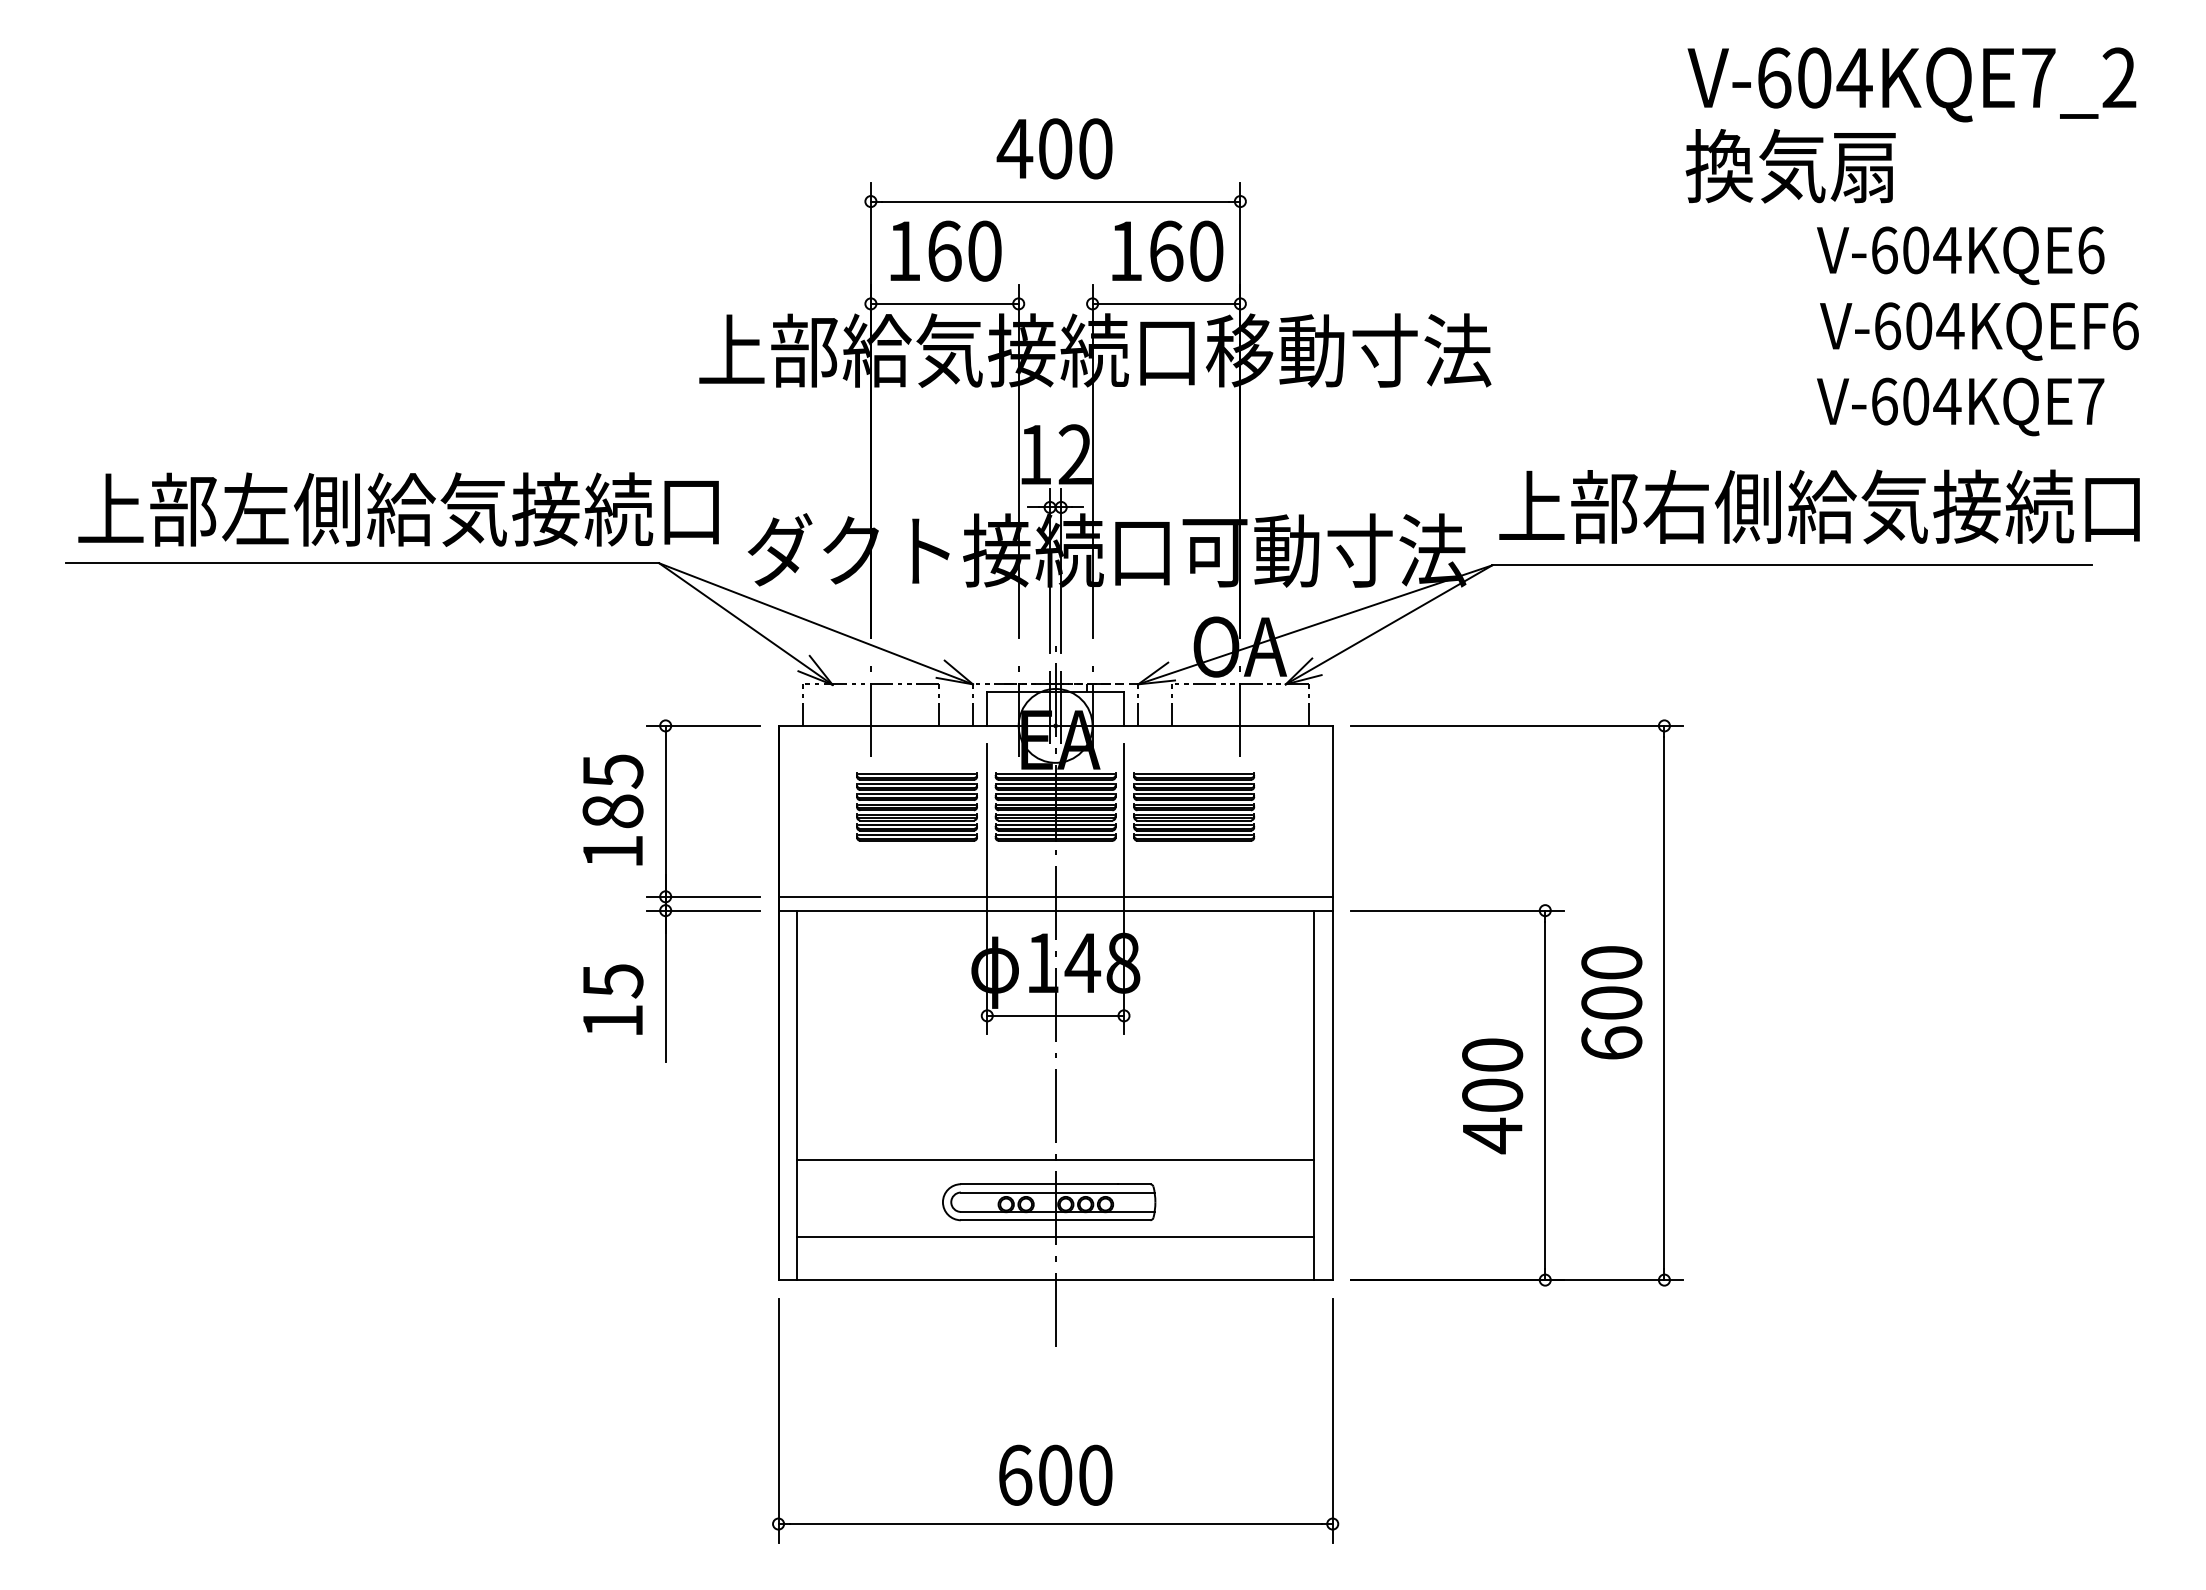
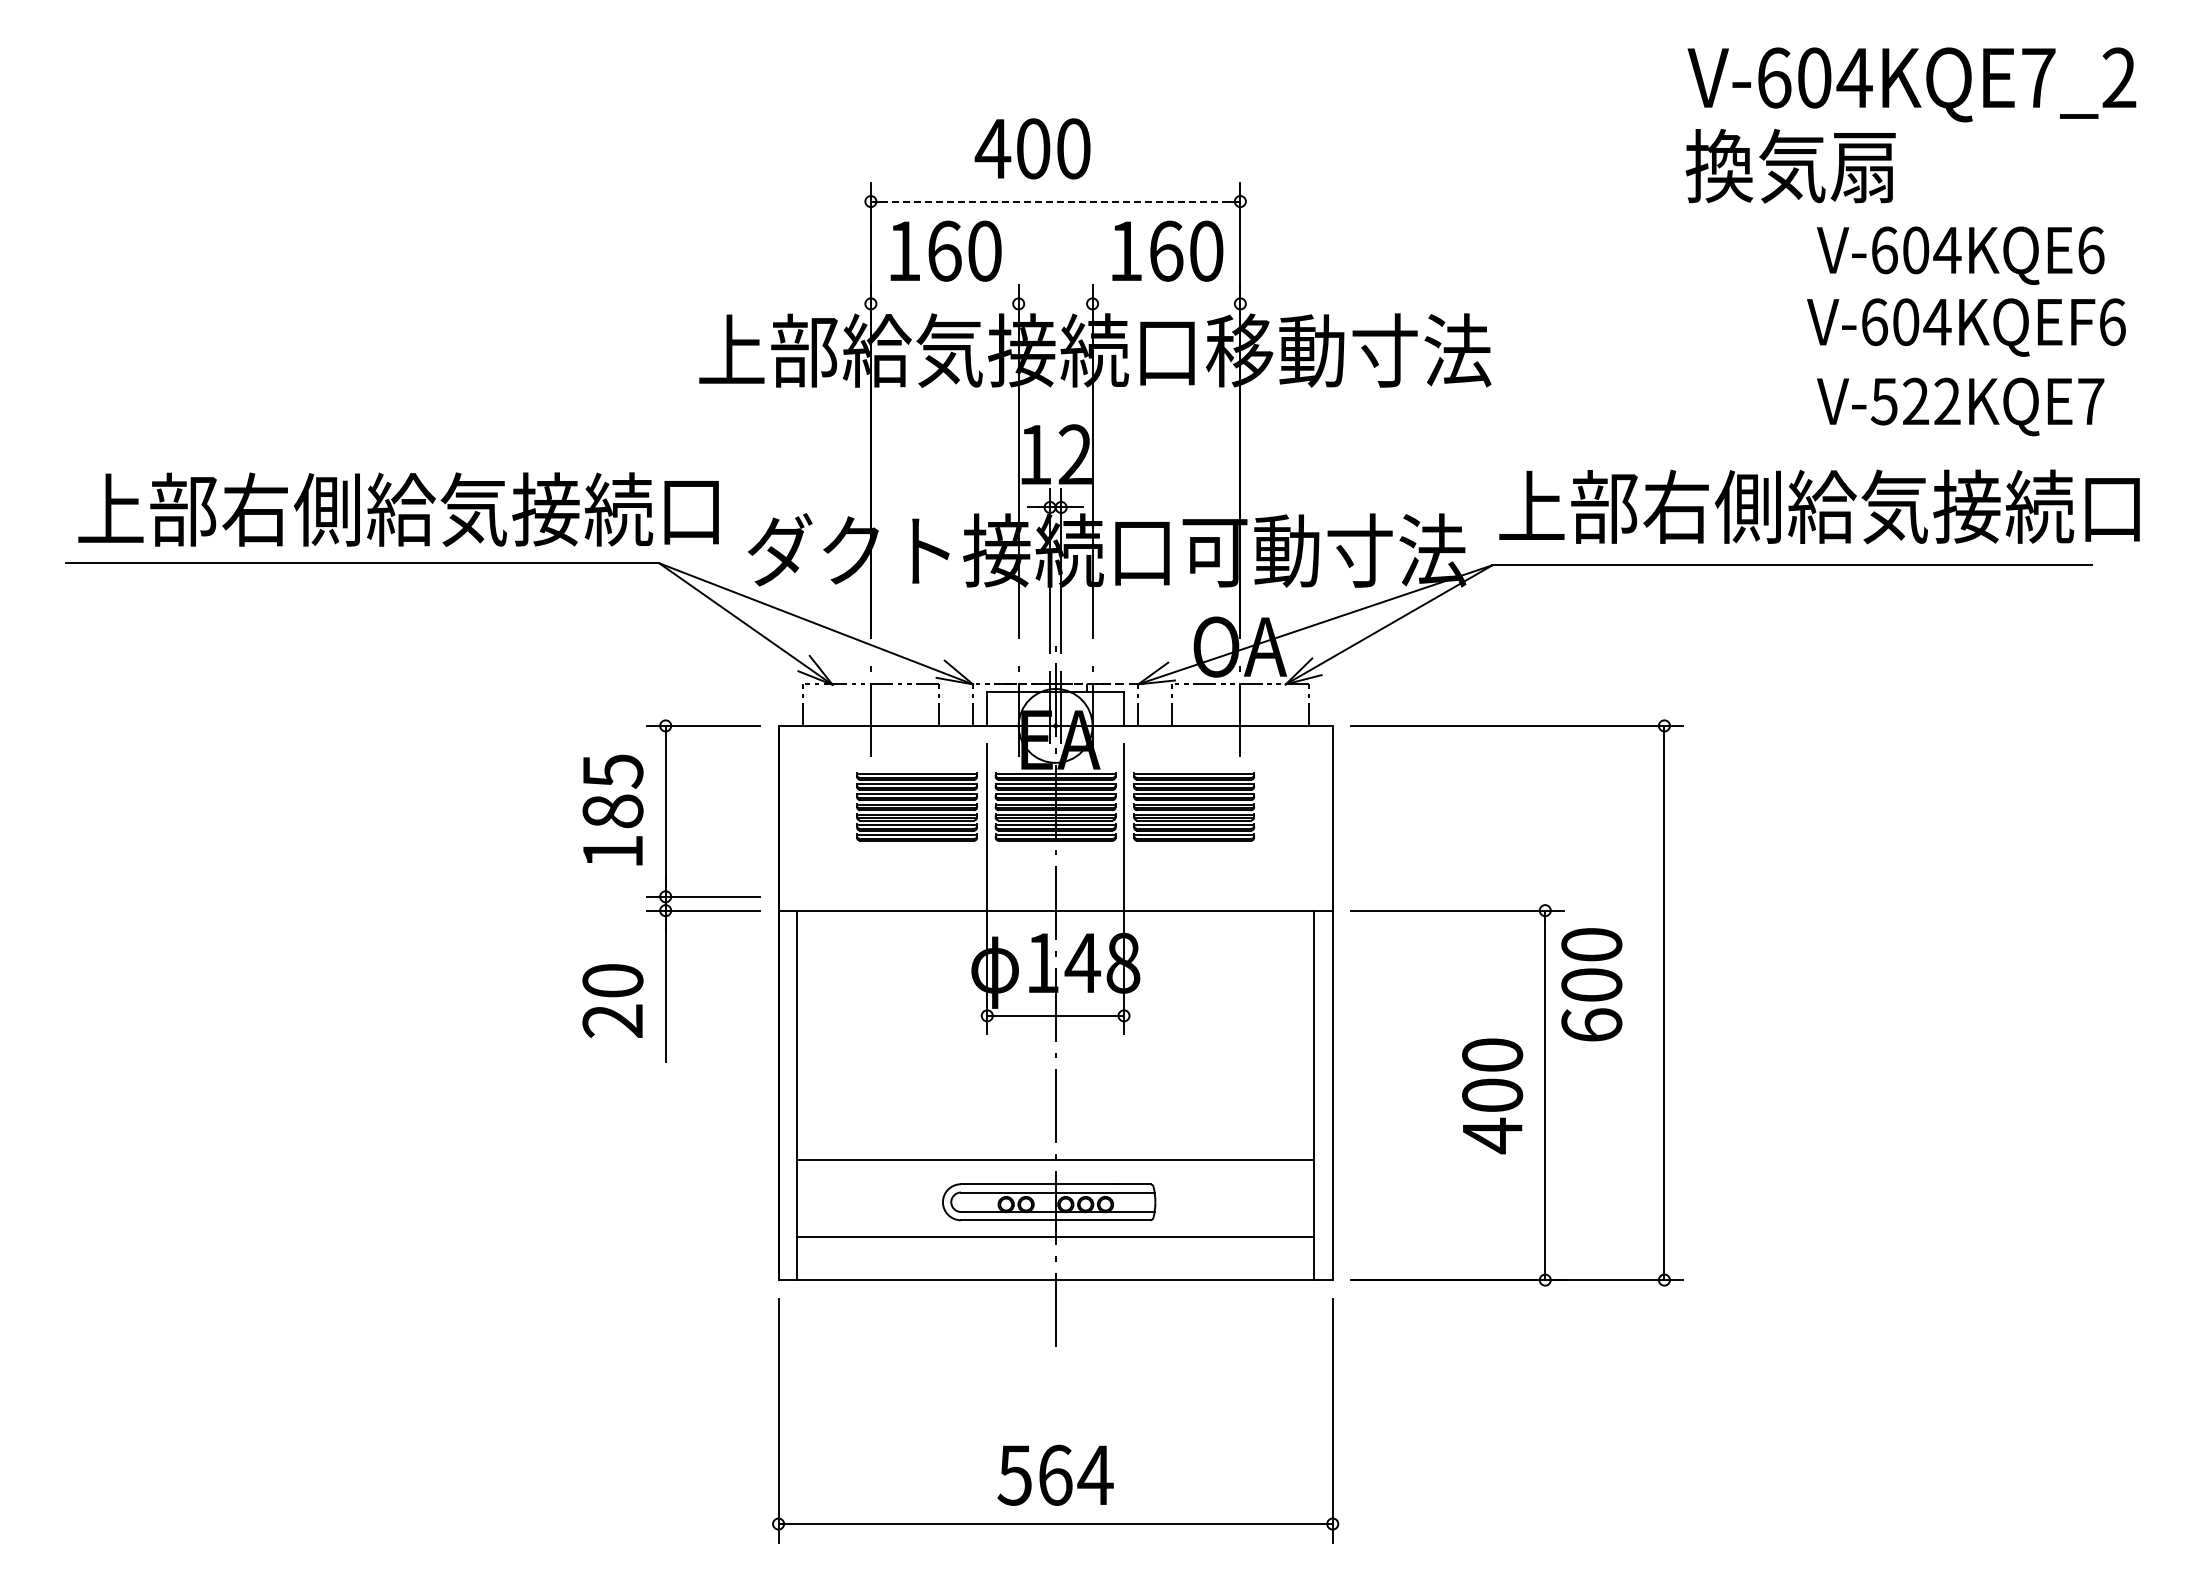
text position: (1054, 148) -> (1032, 148) (1032, 148)
line: solid -> dashed (1055, 201)
line: present -> none (944, 303)
line: present -> none (1166, 303)
text position: (1979, 331) -> (1966, 327) (1966, 327)
text: V-604KQE7 -> V-522KQE7 (1915, 401)
text: 上部左側給気接続口 -> 上部右側給気接続口 (255, 509)
line: present -> none (1055, 896)
text: 15 -> 20 (612, 1000)
text position: (1611, 1002) -> (1591, 984) (1591, 984)
text: 600 -> 564 (1055, 1474)
